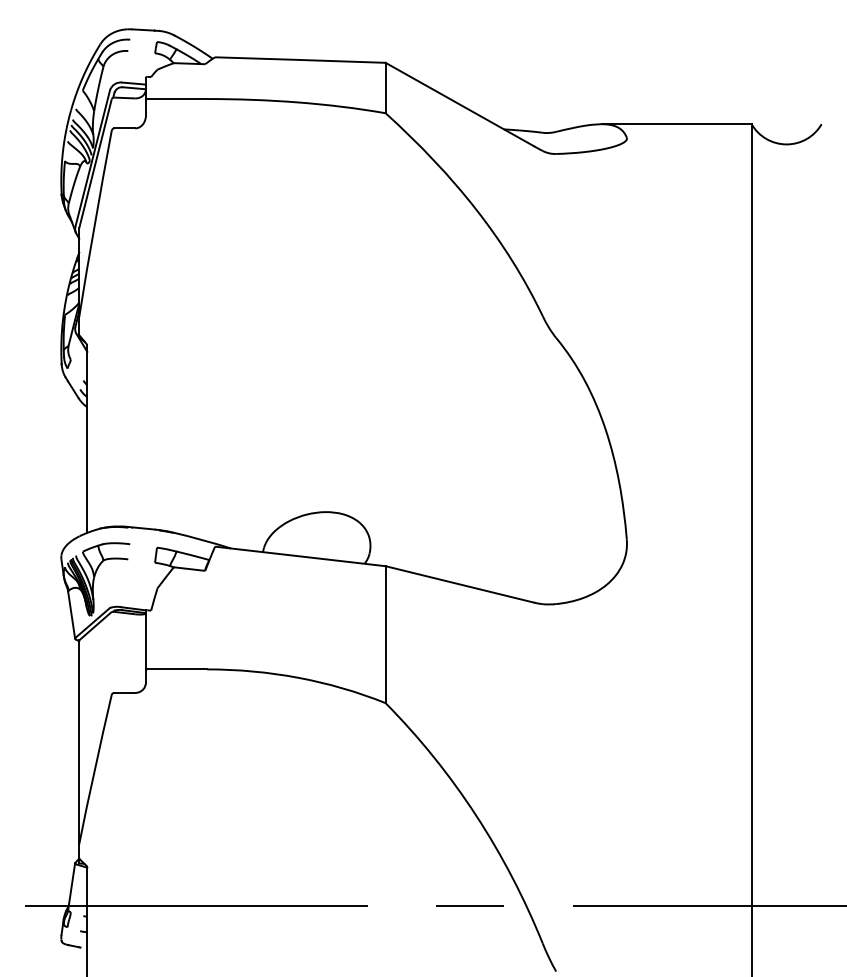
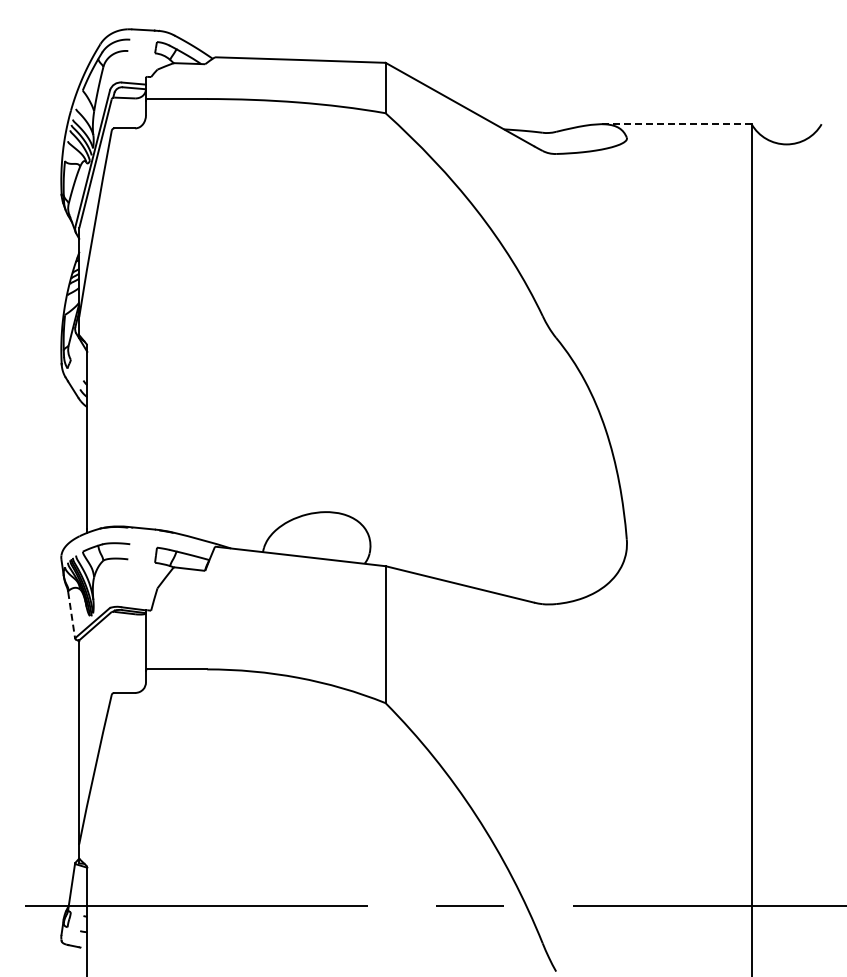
line: solid -> dashed (676, 124)
line: solid -> dashed (71, 615)
